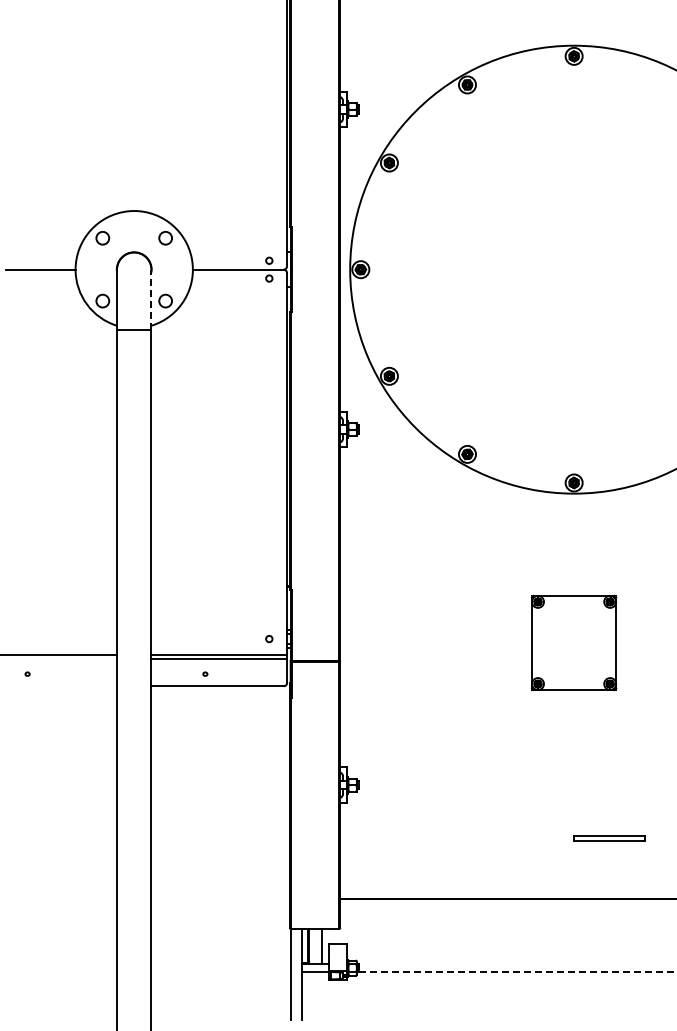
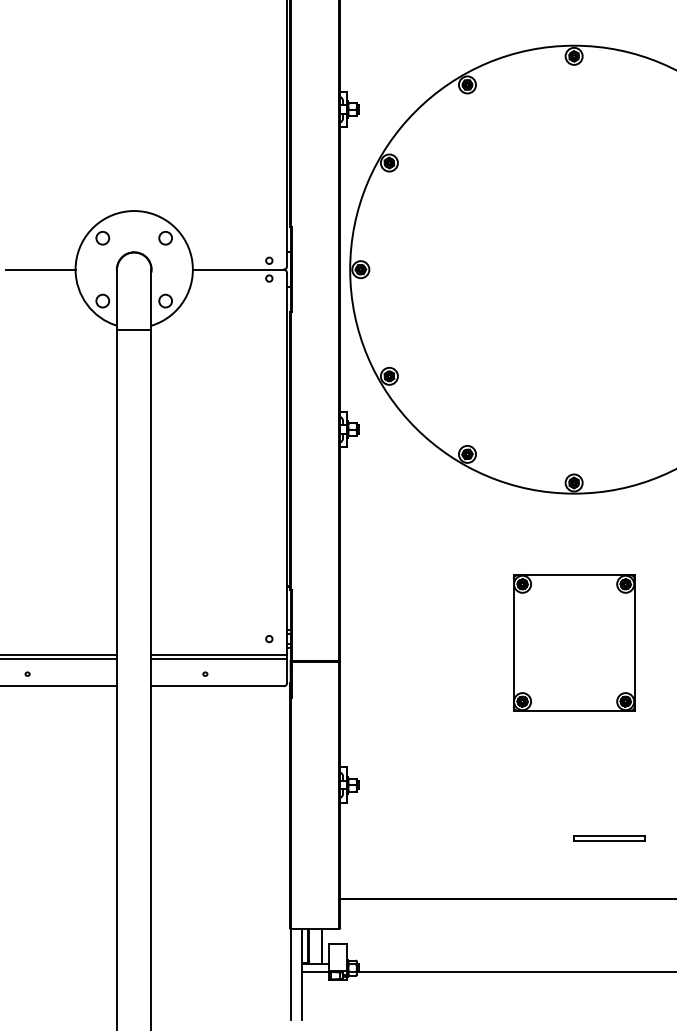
line: dashed -> solid (151, 299)
part size: 87x98 px -> 124x138 px (573, 642)
line: none -> present (59, 659)
line: none -> present (59, 686)
line: dashed -> solid (517, 972)
